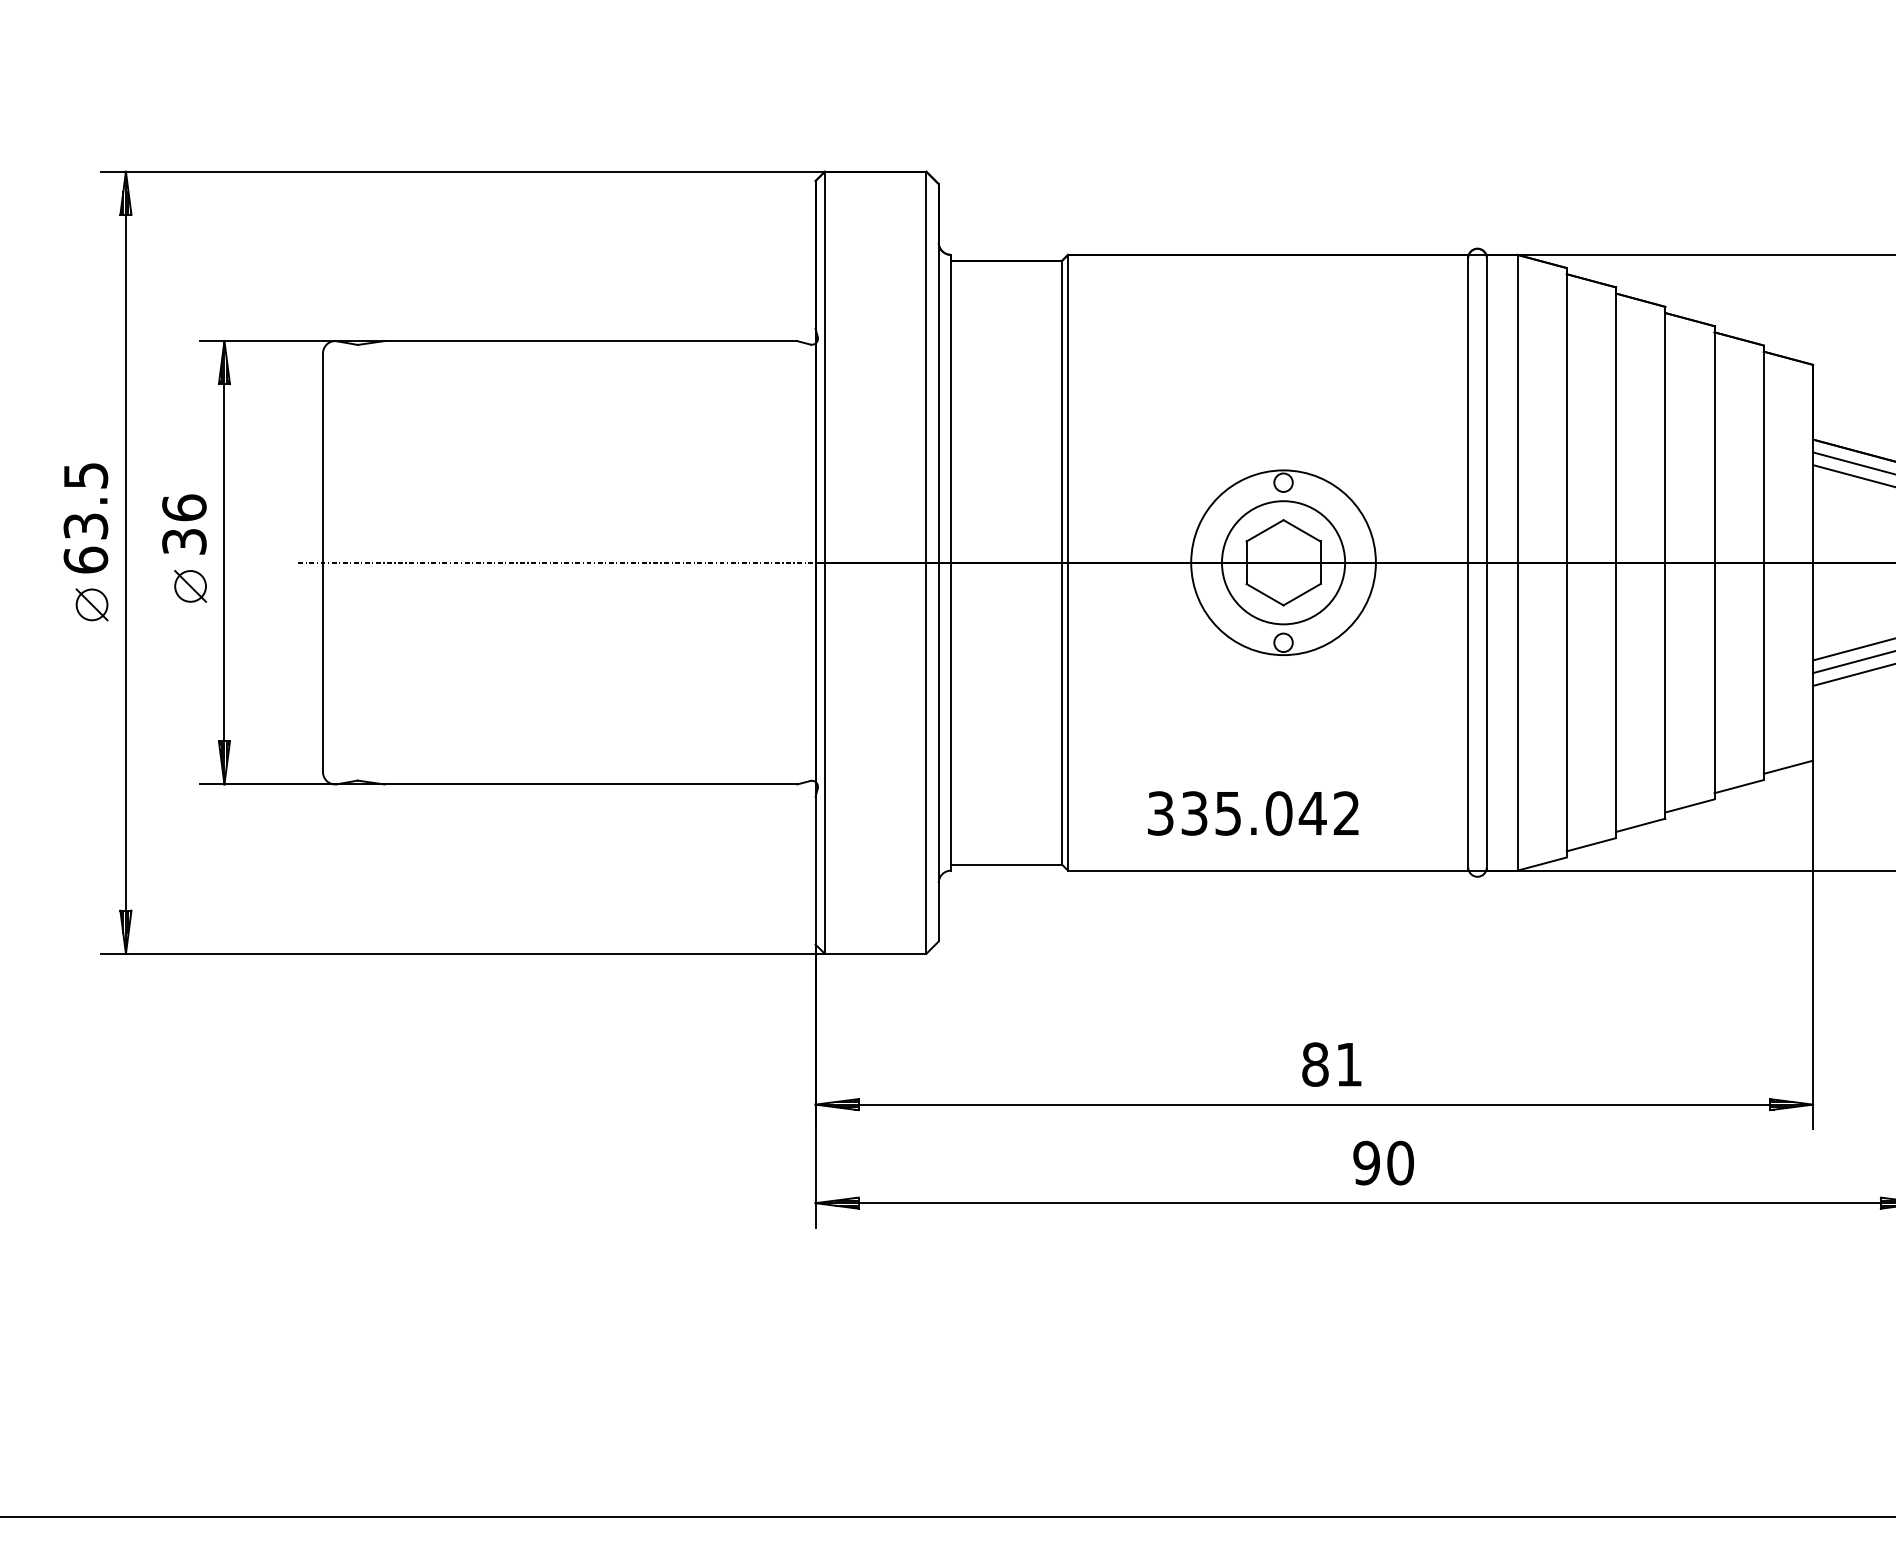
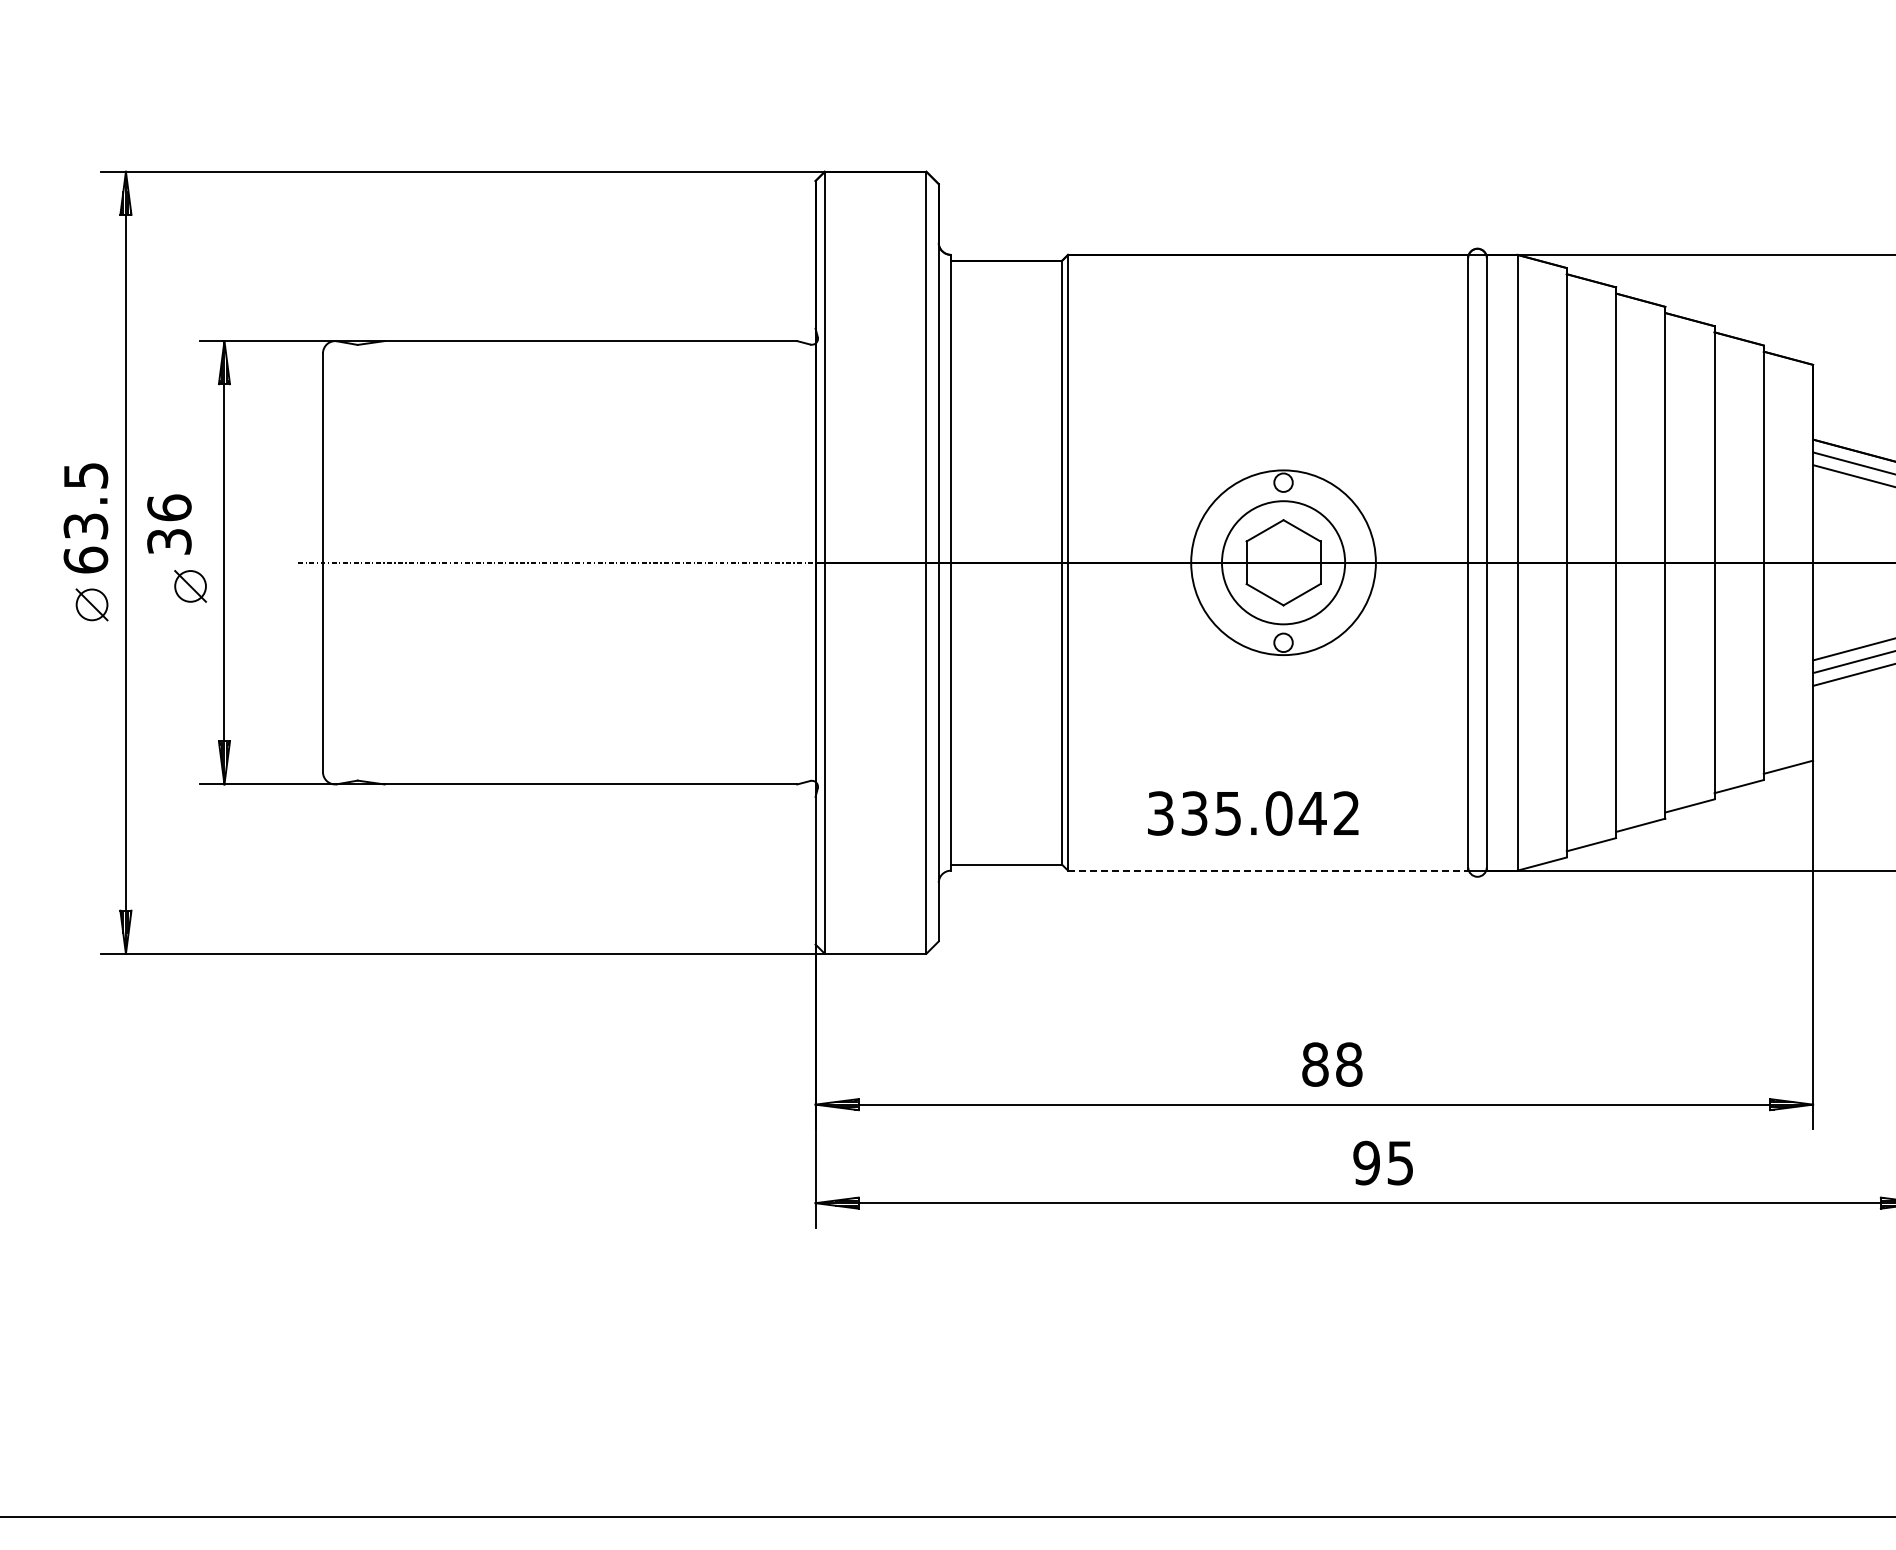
text position: (184, 524) -> (169, 524) (169, 524)
line: solid -> dashed (1268, 870)
text: 81 -> 88 (1349, 1064)
text: 90 -> 95 (1400, 1162)
